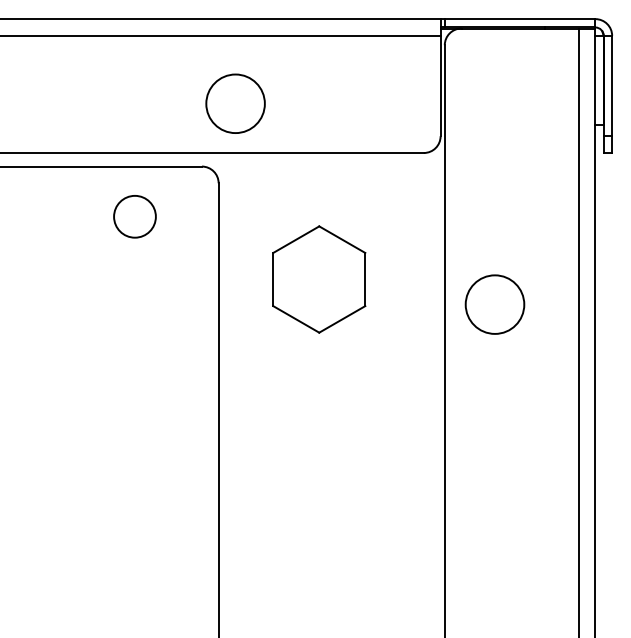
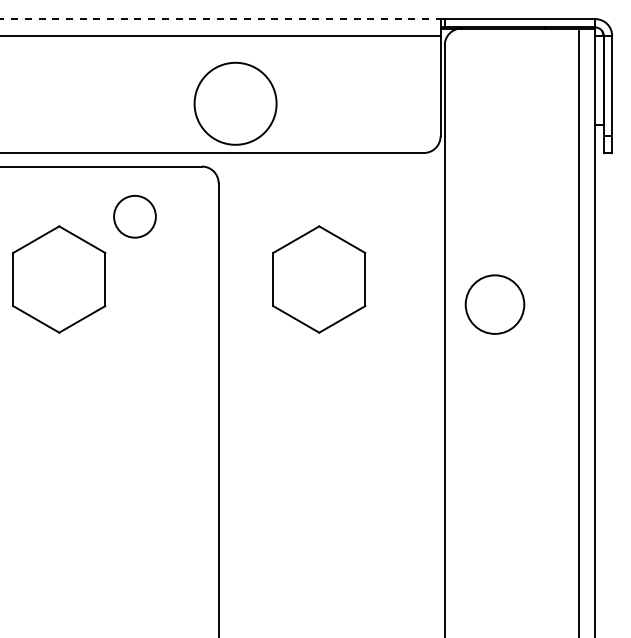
line: solid -> dashed (220, 19)
circle diameter: 59 px -> 82 px (235, 103)
part: none -> present (59, 279)
